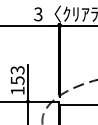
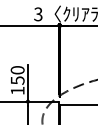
text: 153 -> 150 (17, 70)
